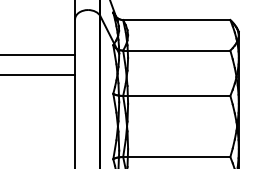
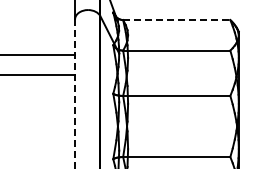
line: solid -> dashed (176, 20)
line: solid -> dashed (75, 94)
